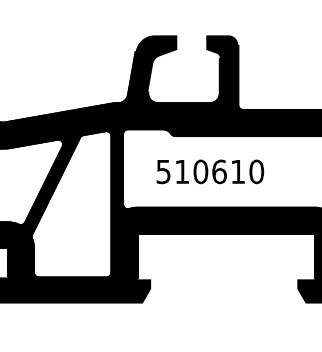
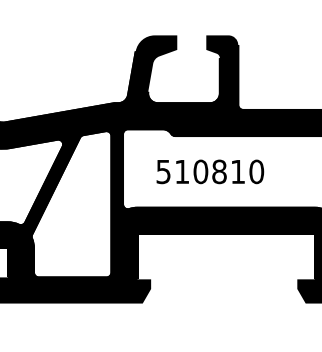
text: 510610 -> 510810 (219, 171)
